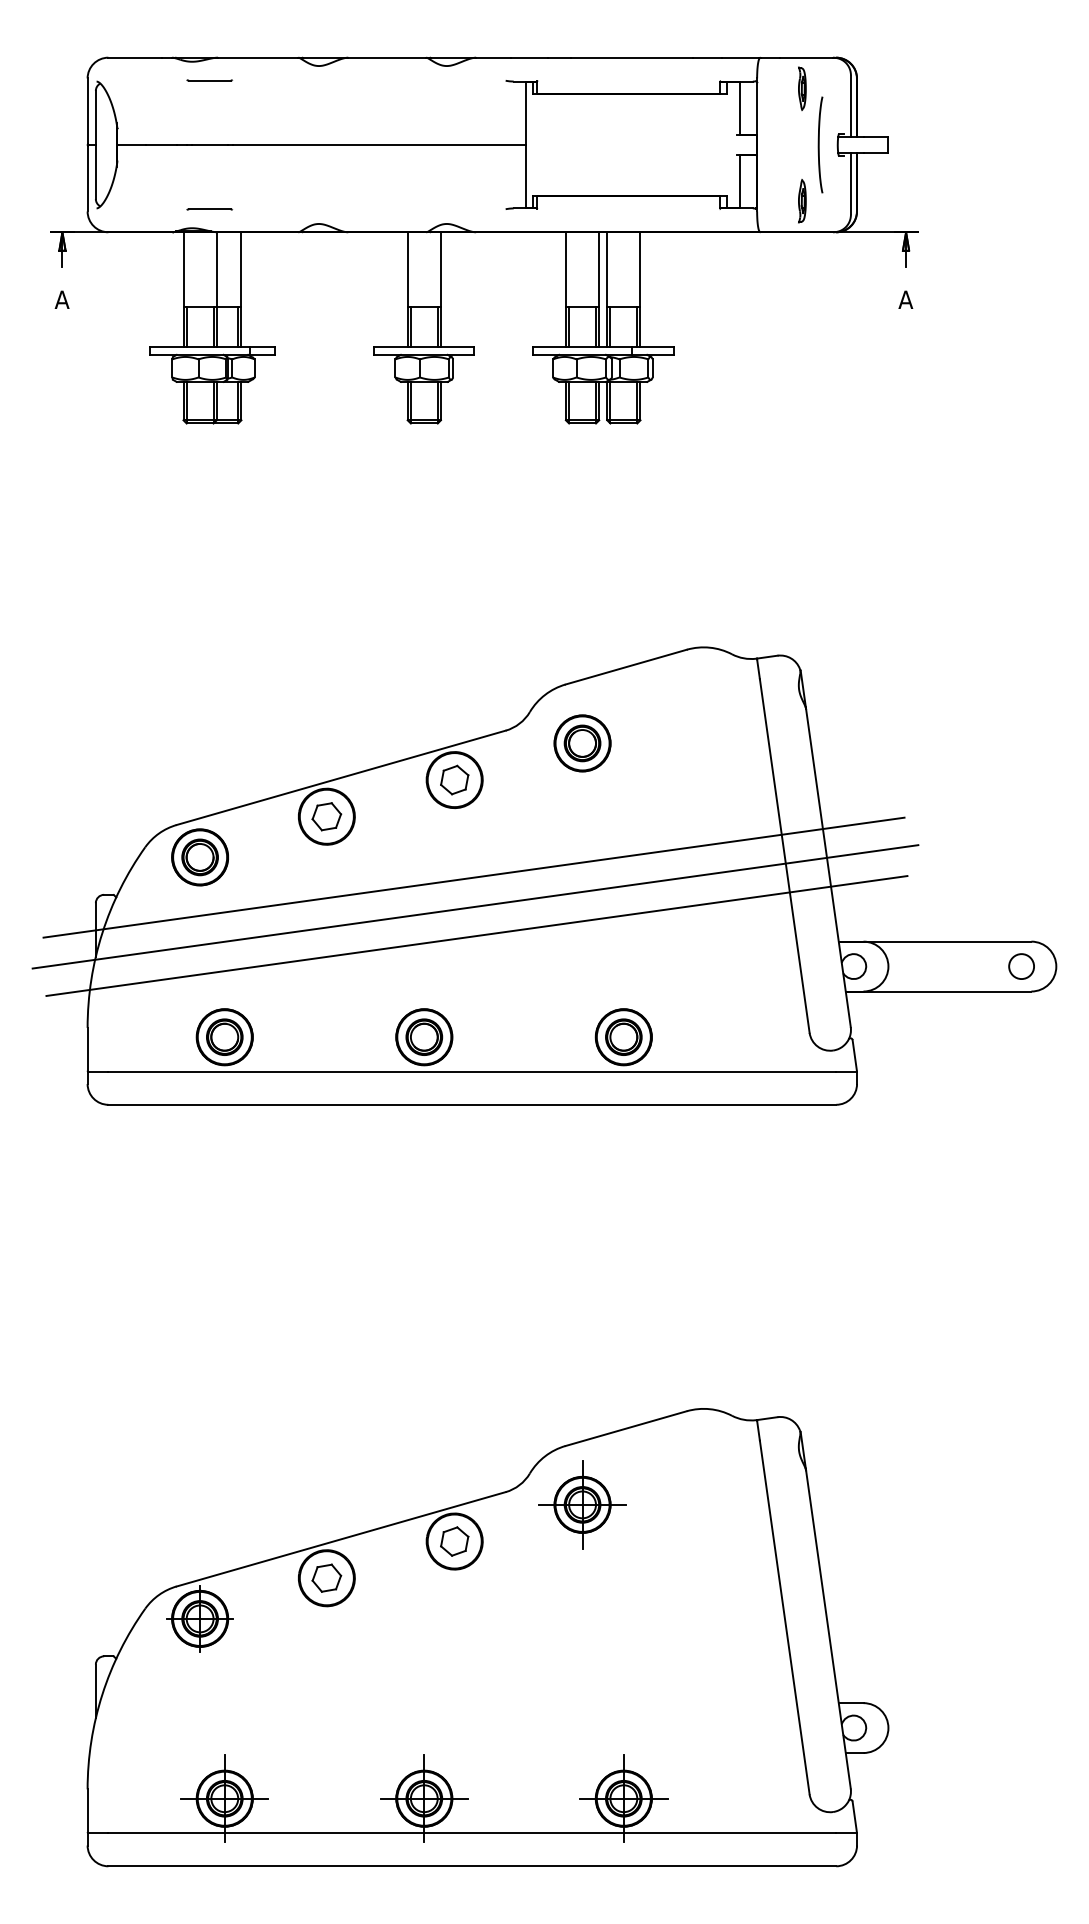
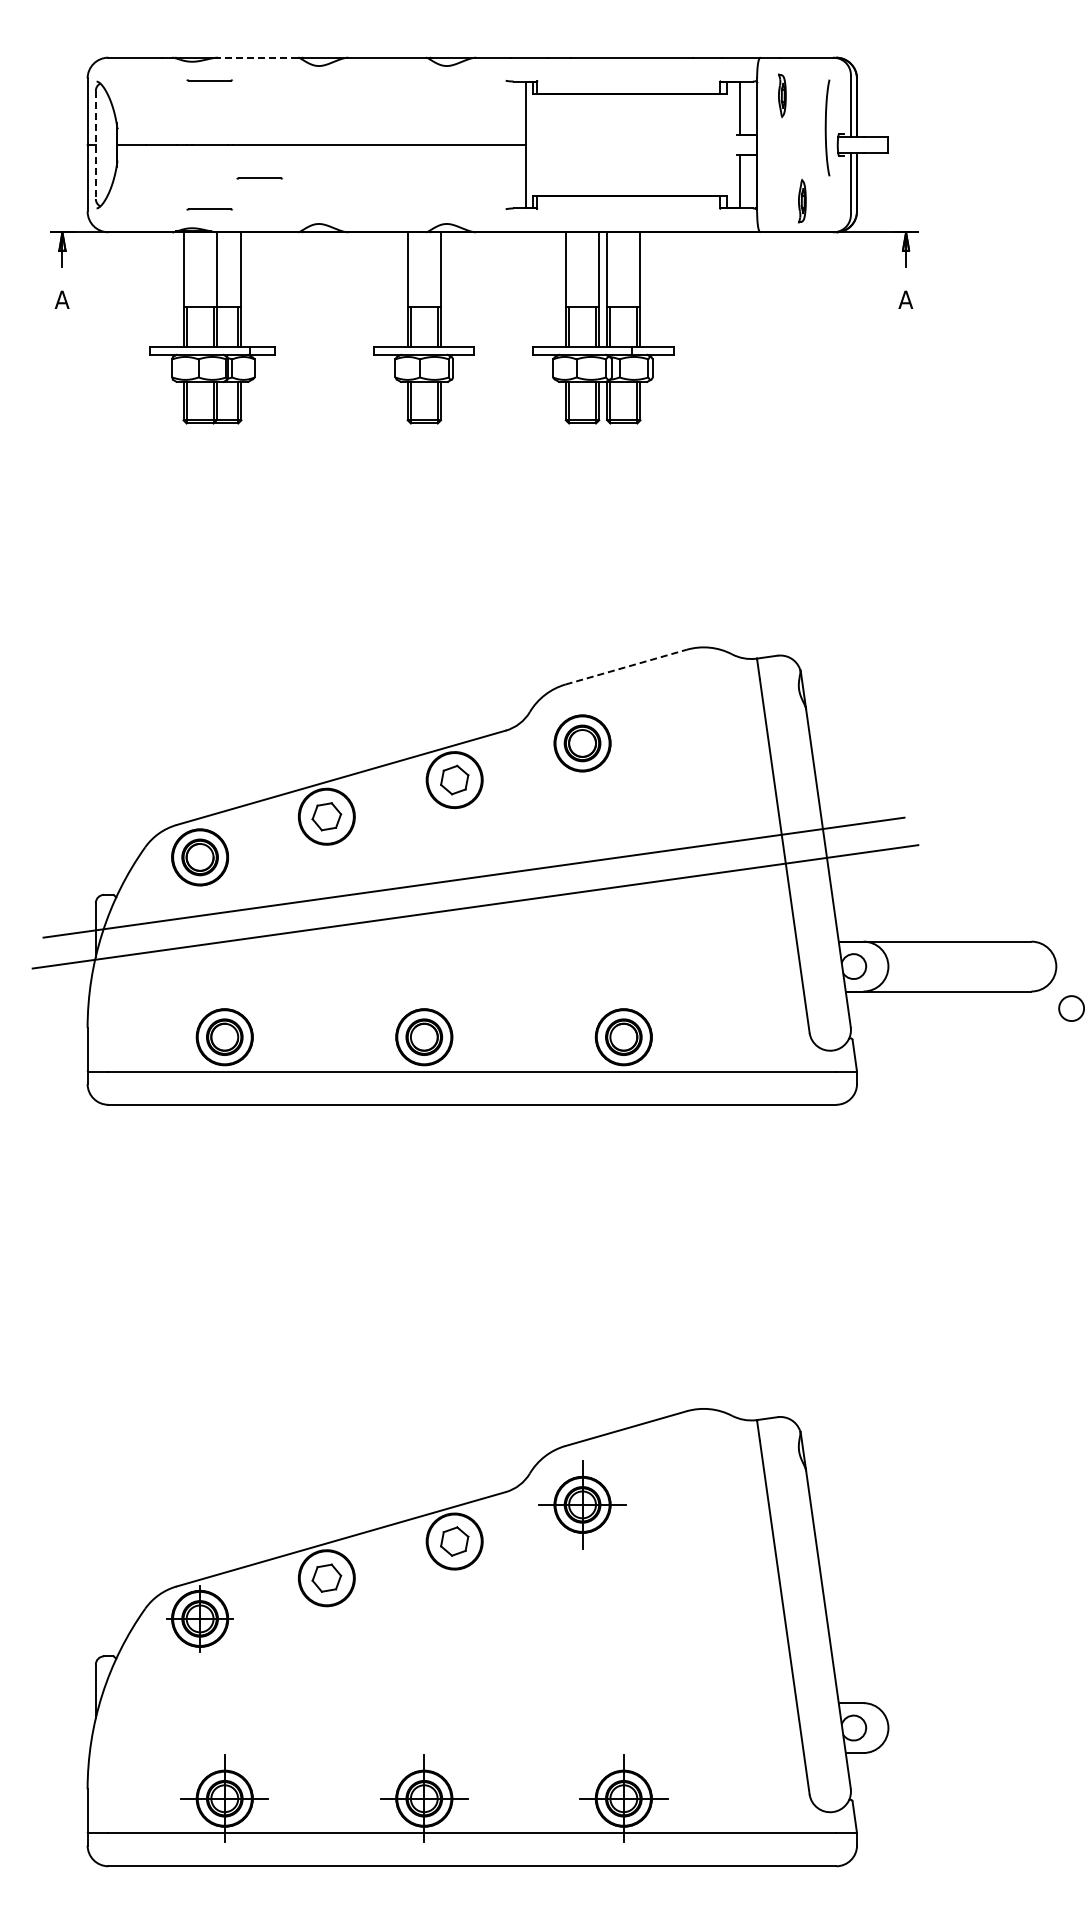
line: solid -> dashed (257, 57)
part position: (802, 88) -> (782, 95) (782, 95)
curve position: (819, 144) -> (826, 127) (826, 127)
line: solid -> dashed (95, 145)
line: none -> present (259, 178)
line: solid -> dashed (626, 666)
line: present -> none (476, 935)
circle position: (1021, 966) -> (1071, 1008) (1071, 1008)
